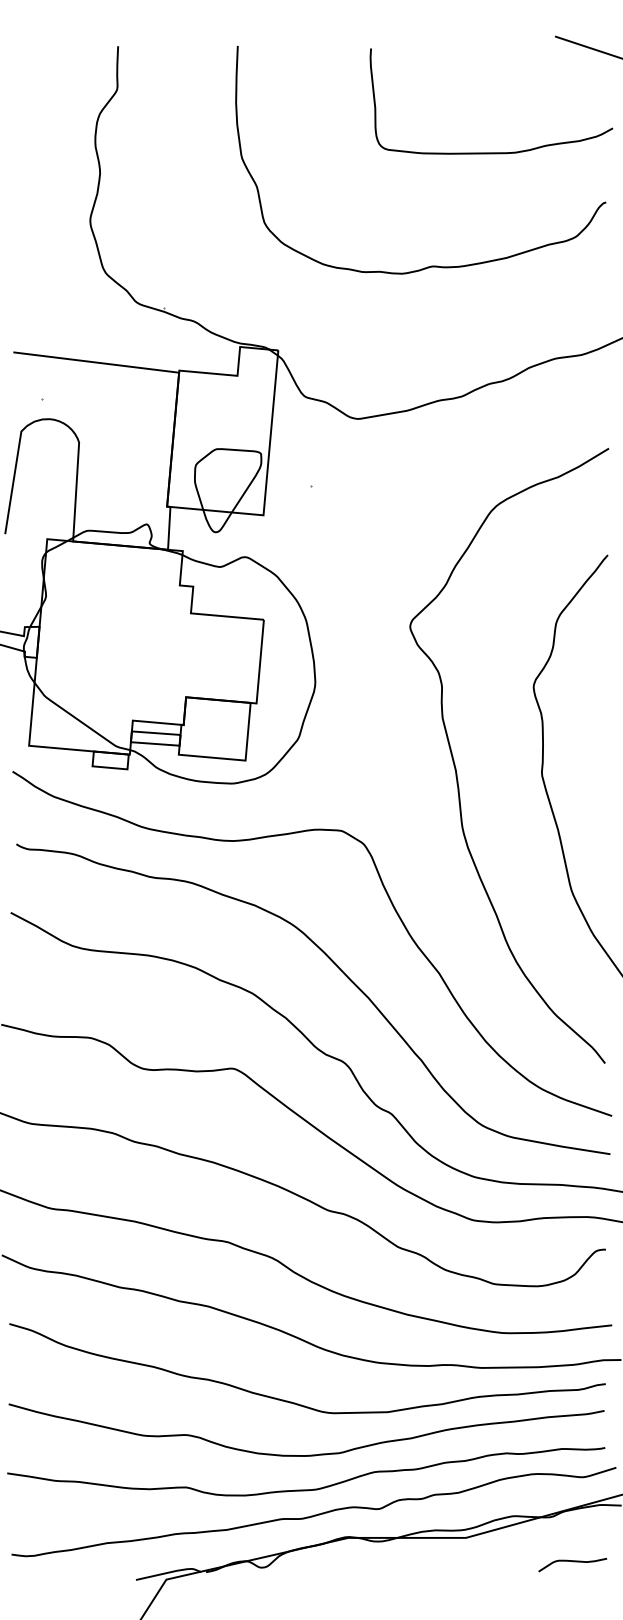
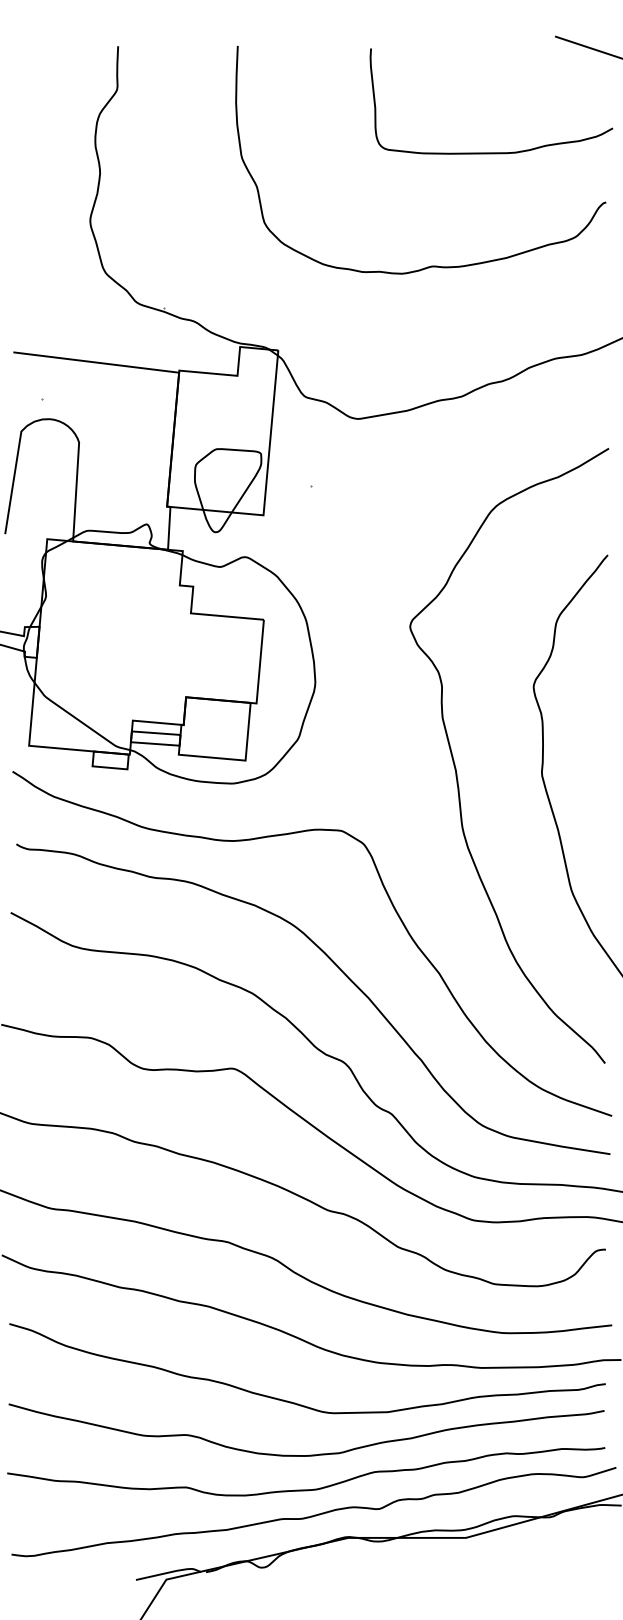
curve: present -> none (573, 1562)
